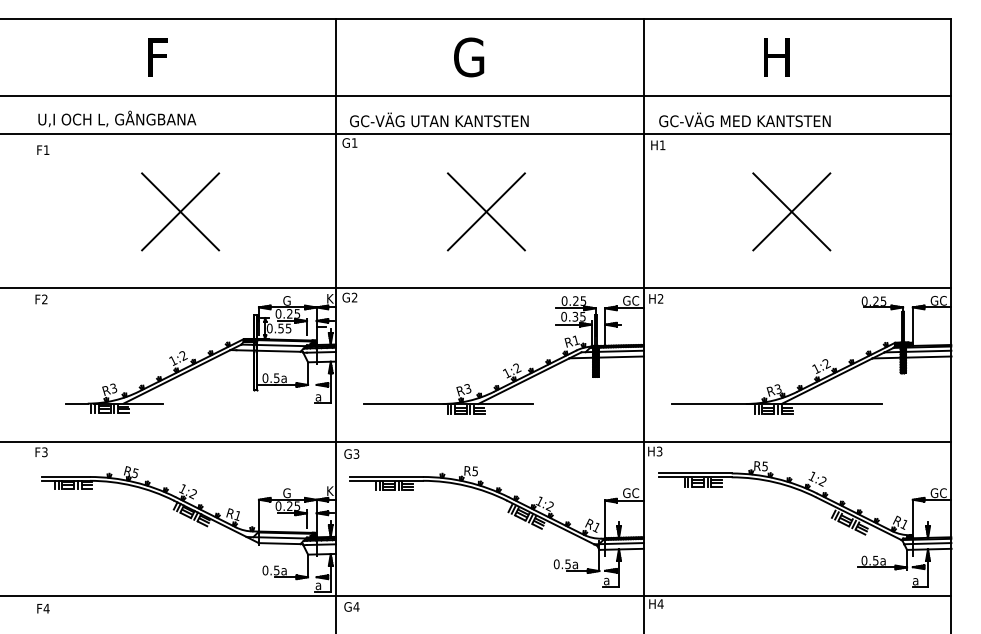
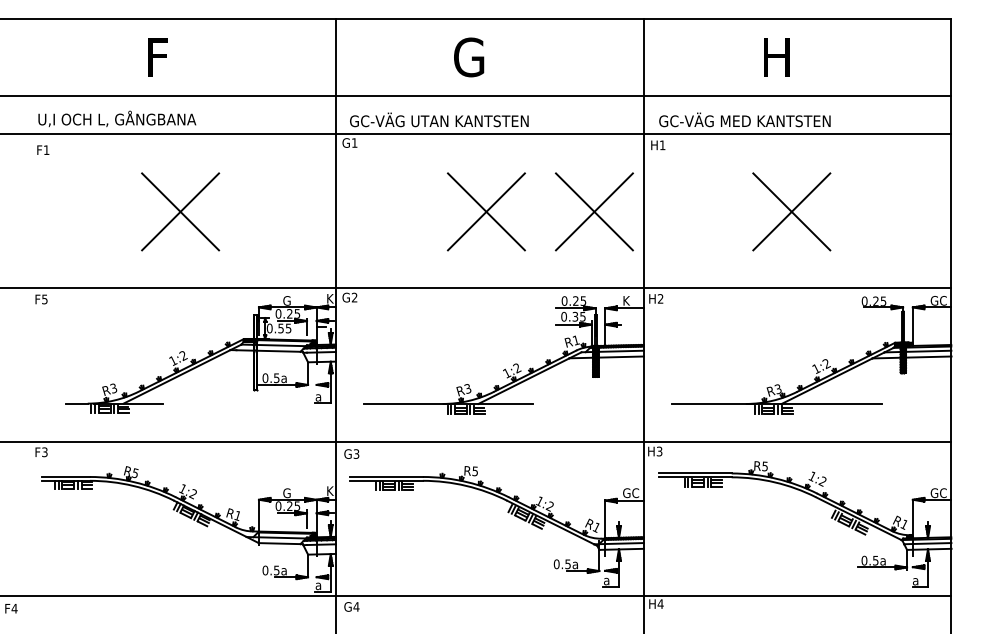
part: none -> present (593, 211)
text: F2 -> F5 (44, 299)
text: GC -> K (631, 300)
text position: (43, 608) -> (11, 608) (11, 608)
